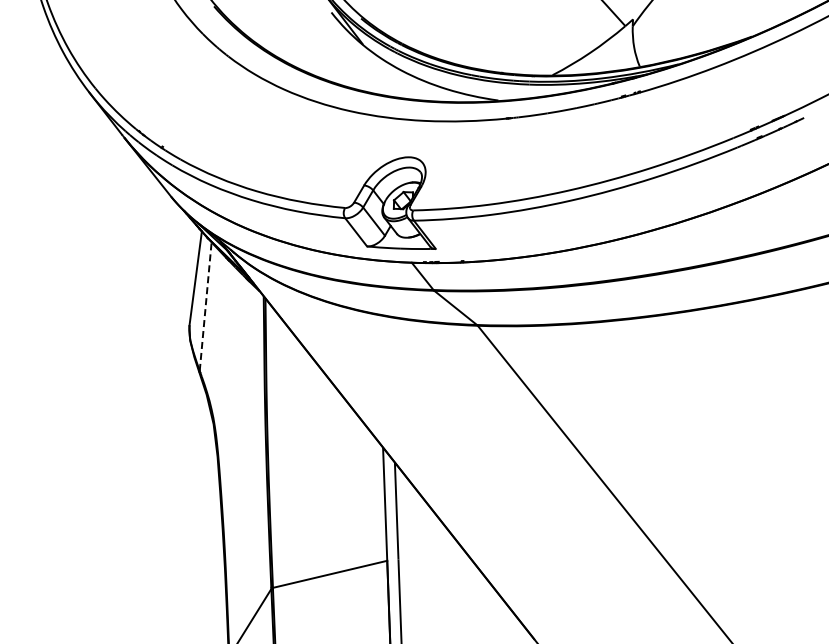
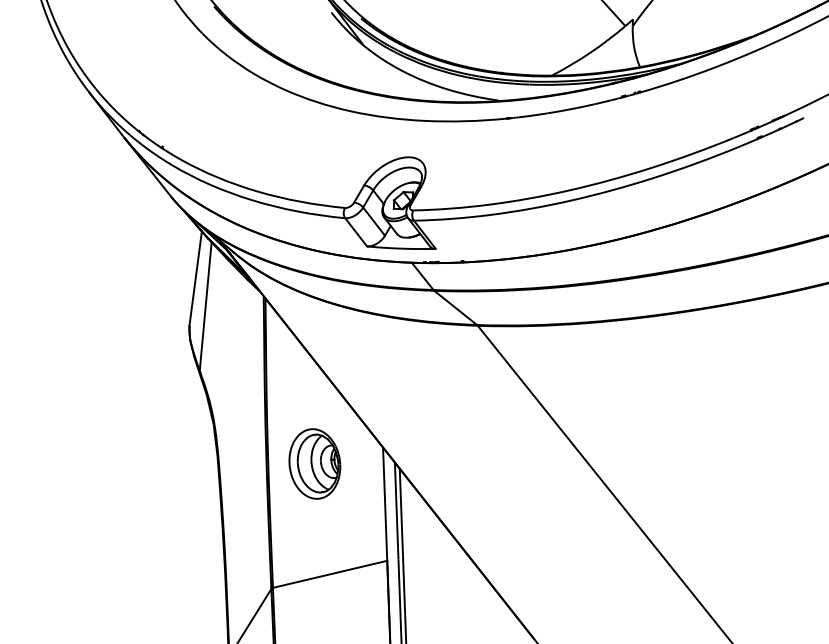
line: dashed -> solid (205, 306)
part: none -> present (314, 463)
line: none -> present (402, 554)
